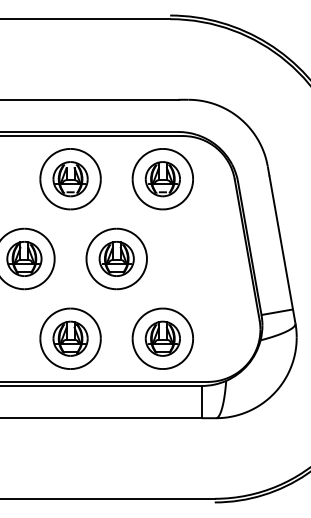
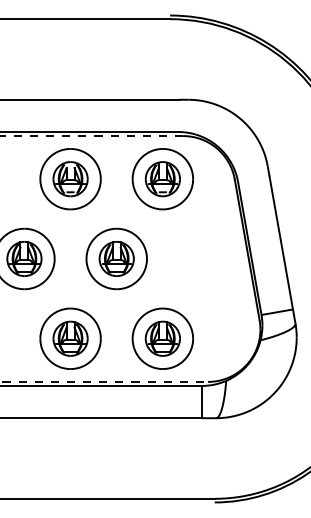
line: solid -> dashed (91, 136)
line: solid -> dashed (104, 381)
